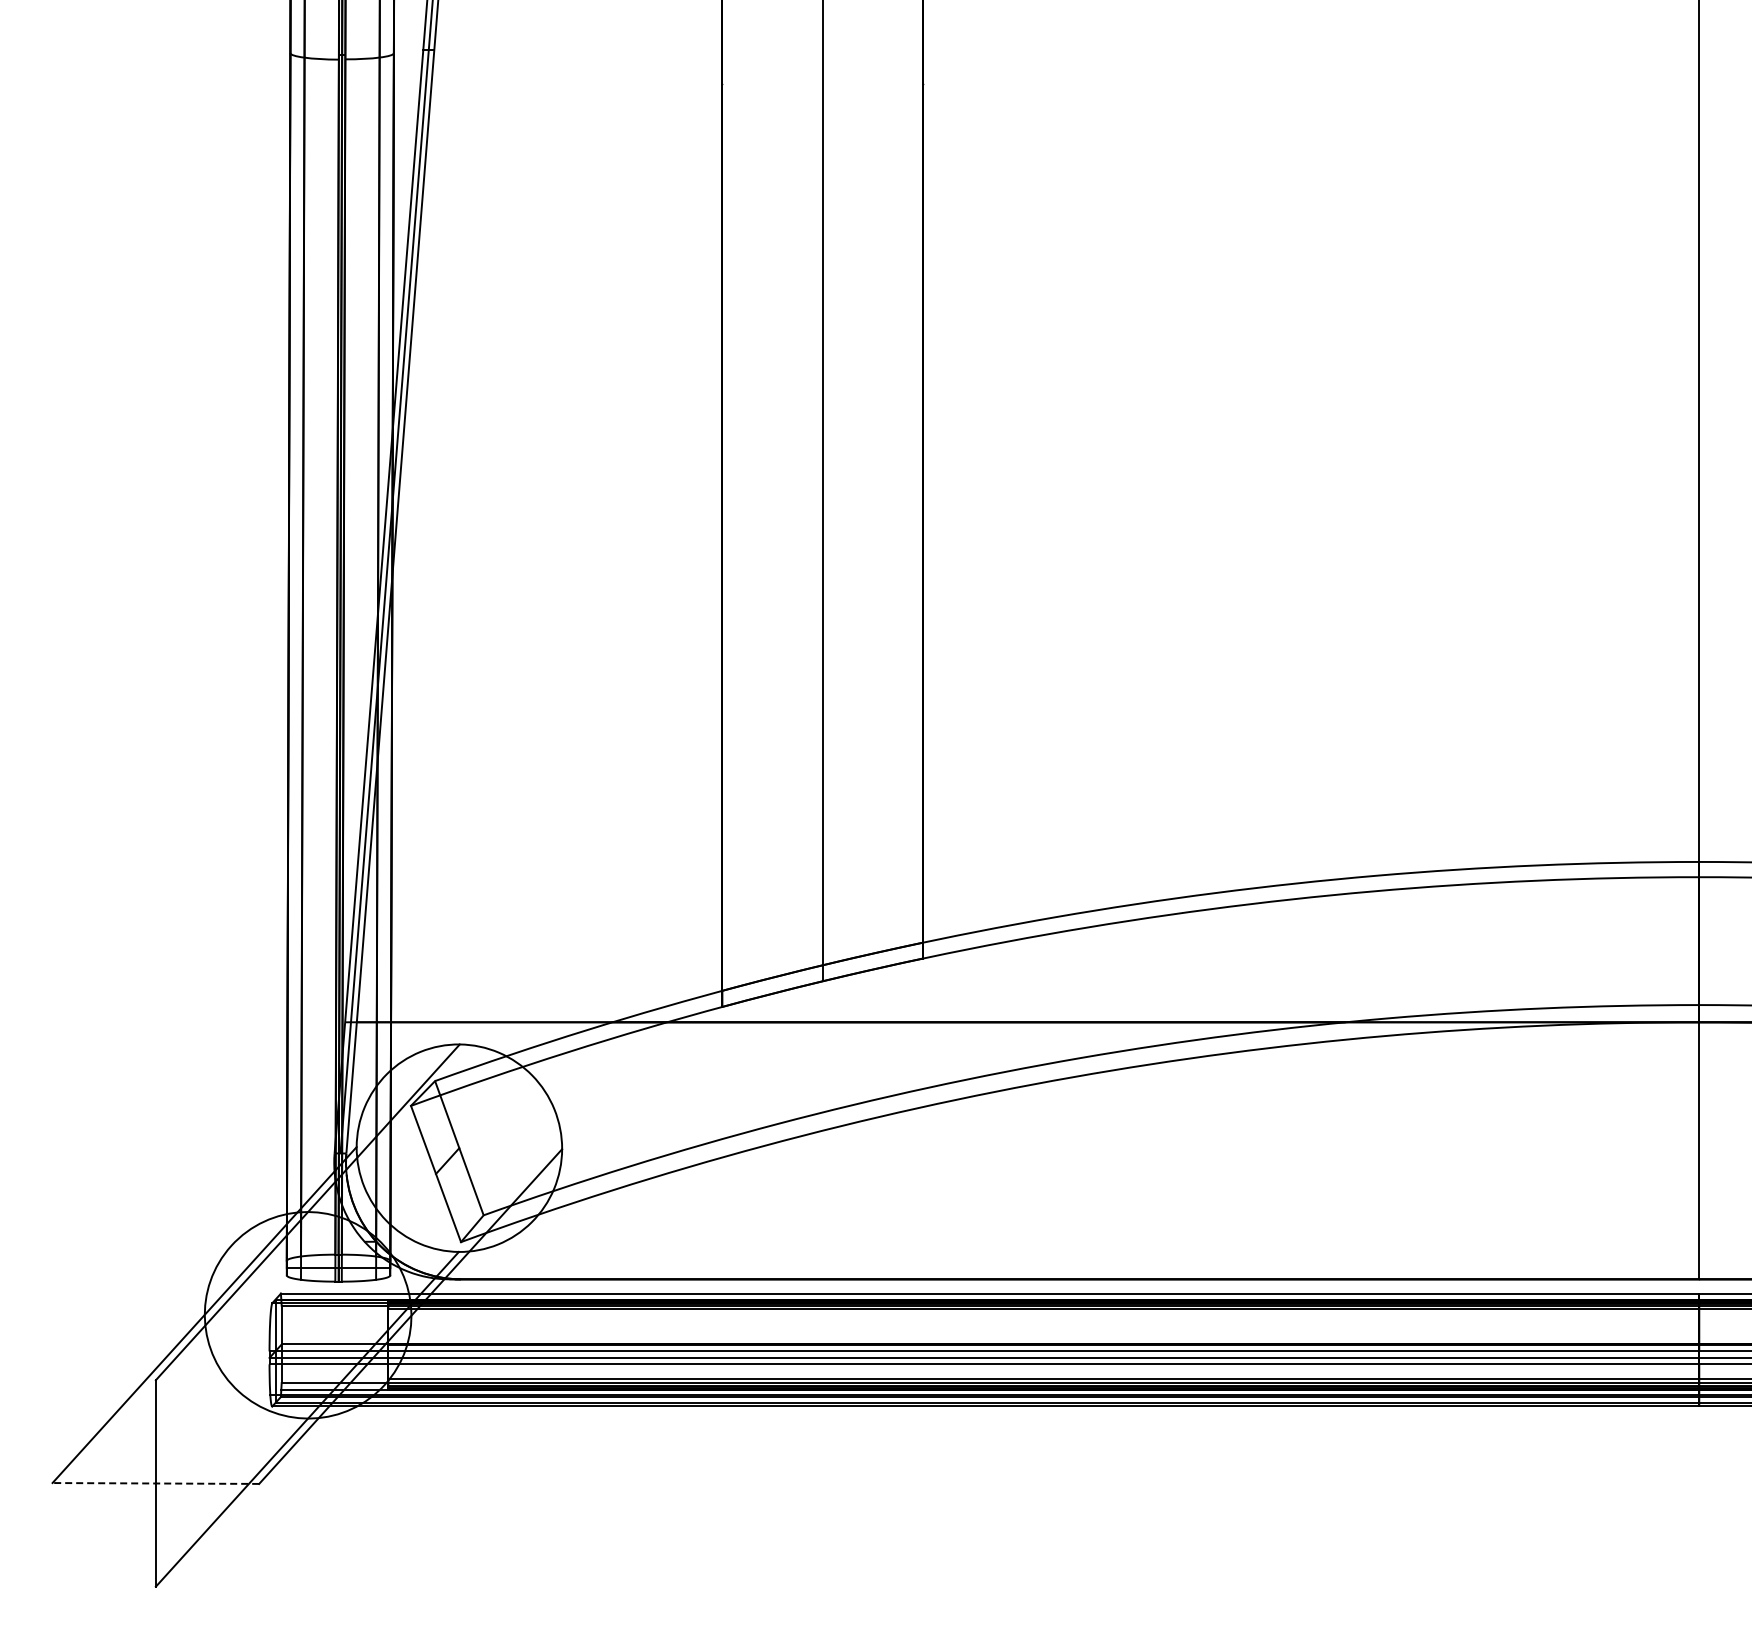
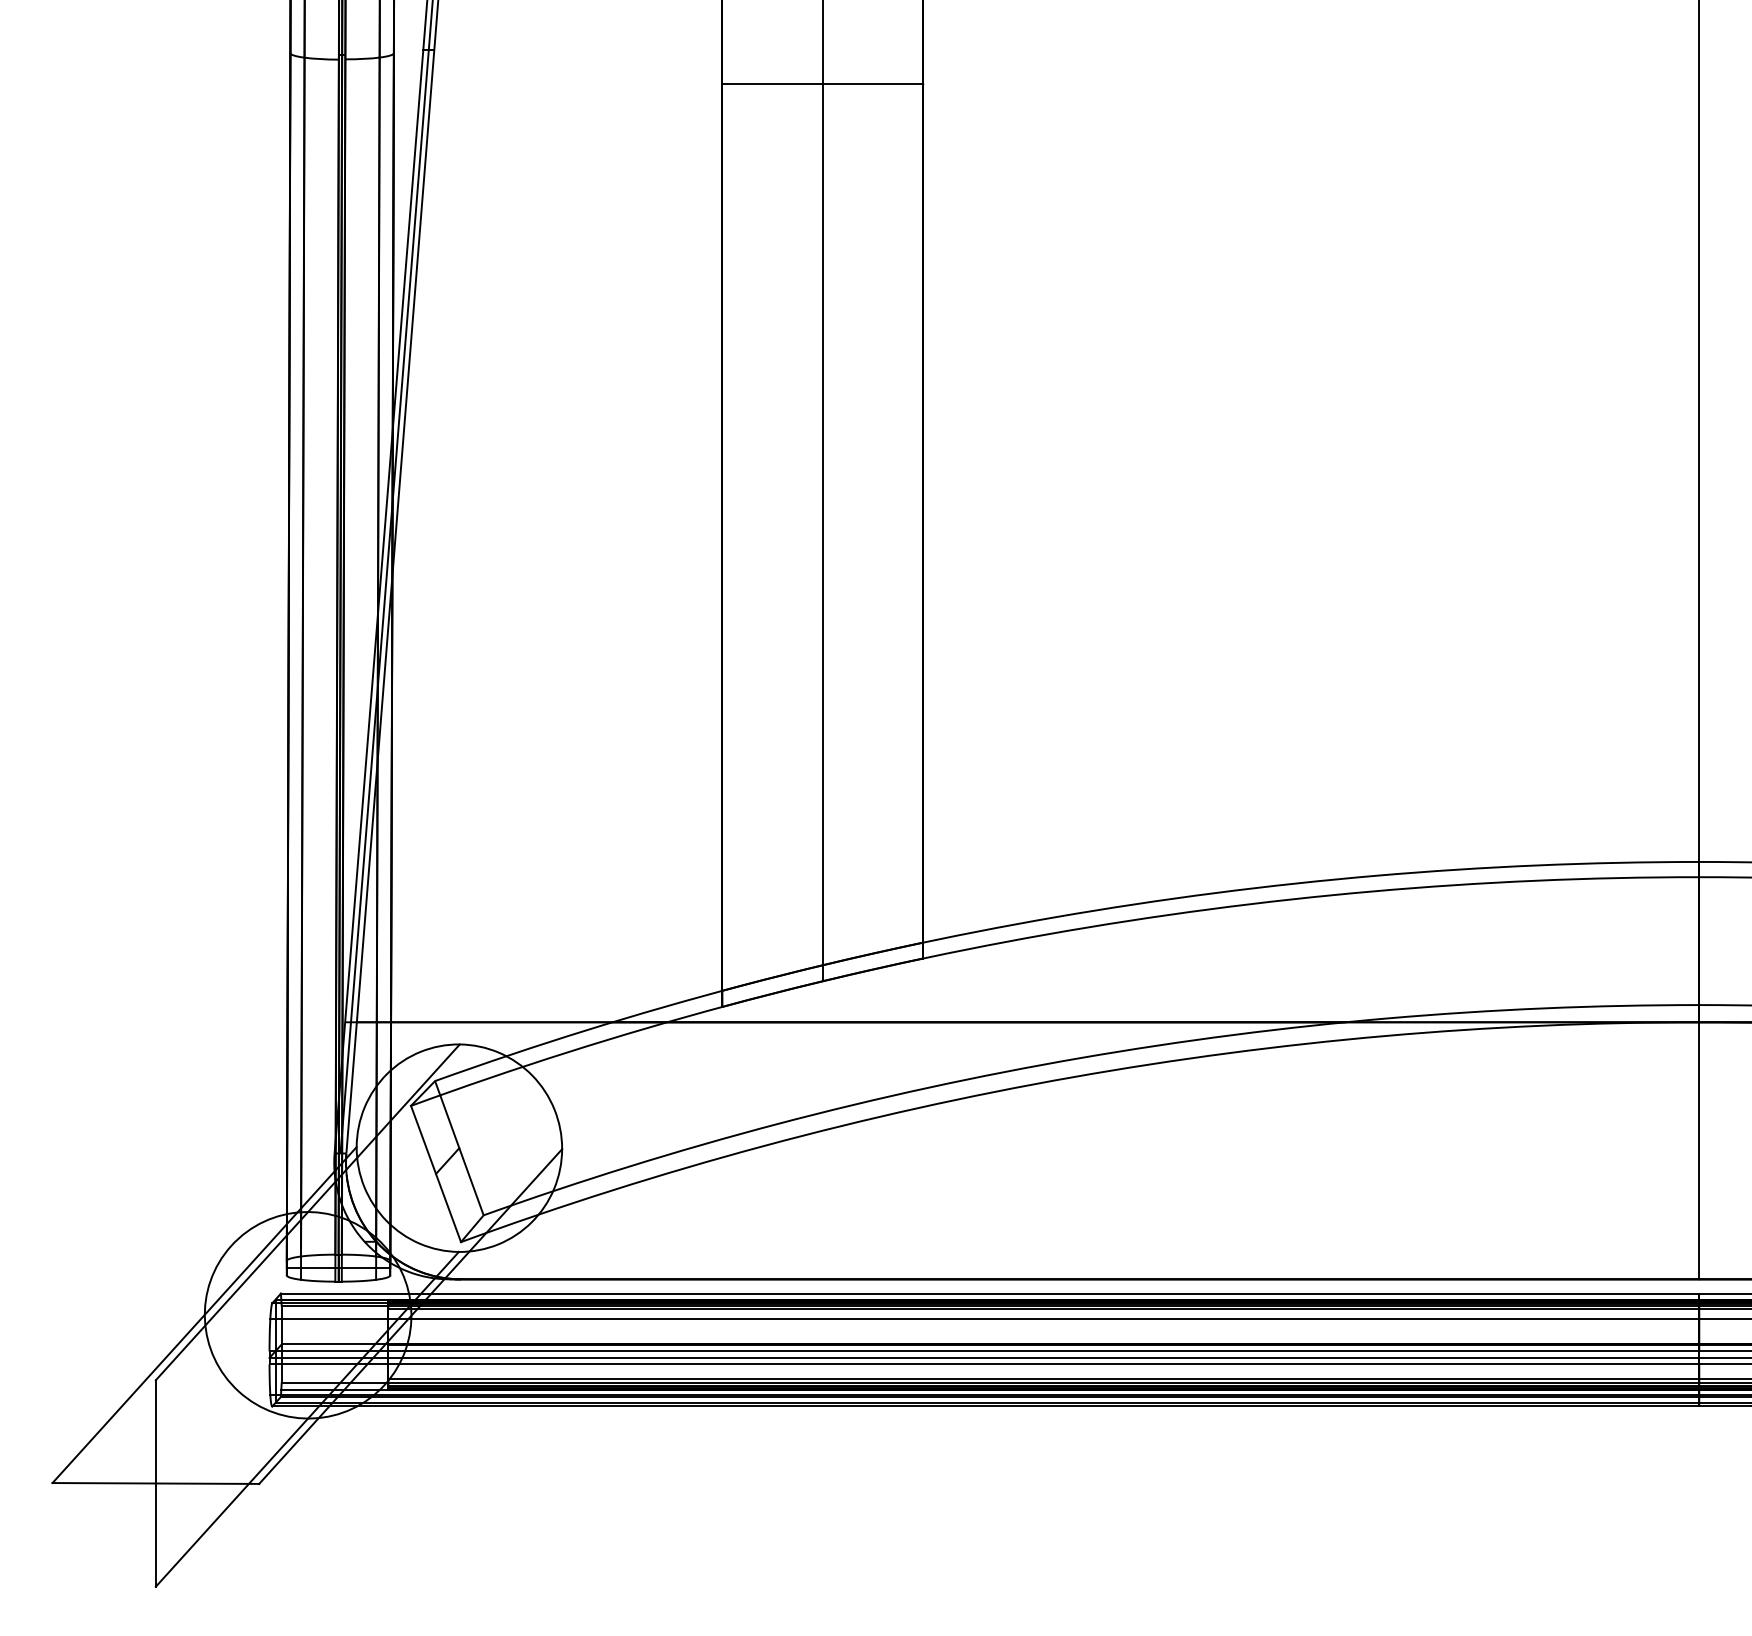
line: none -> present (822, 83)
line: none -> present (1009, 1318)
line: dashed -> solid (155, 1483)
